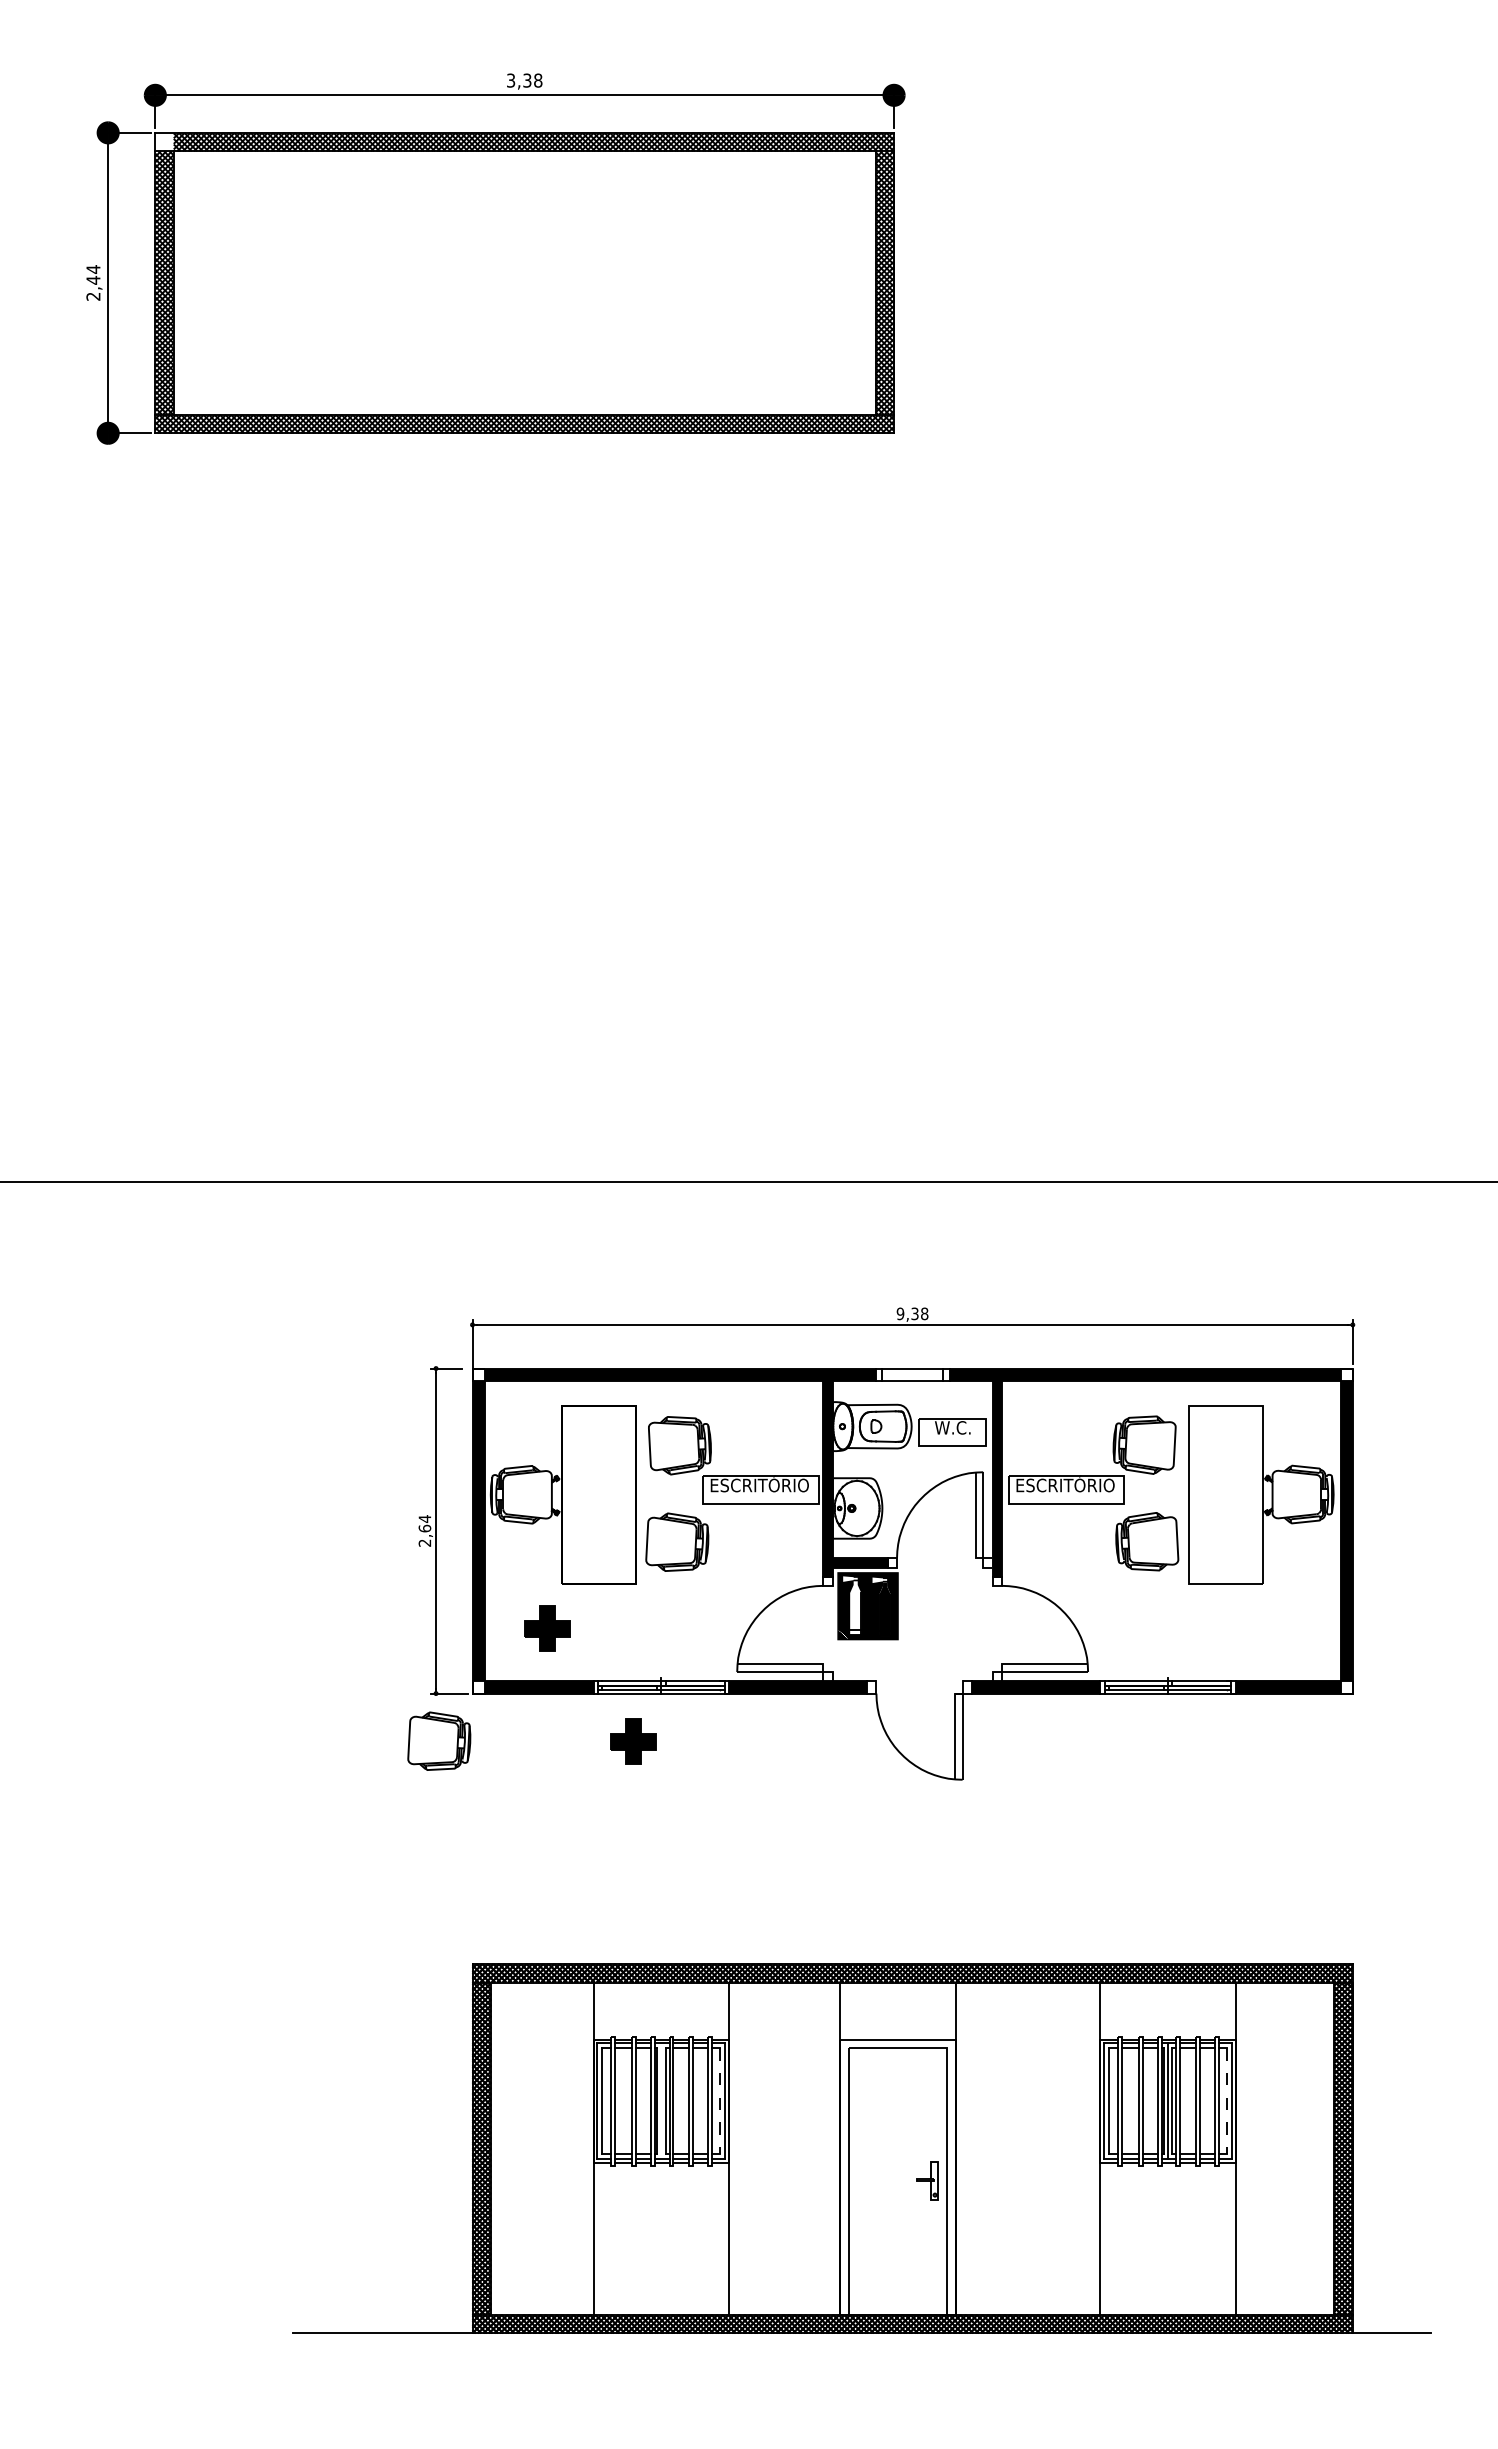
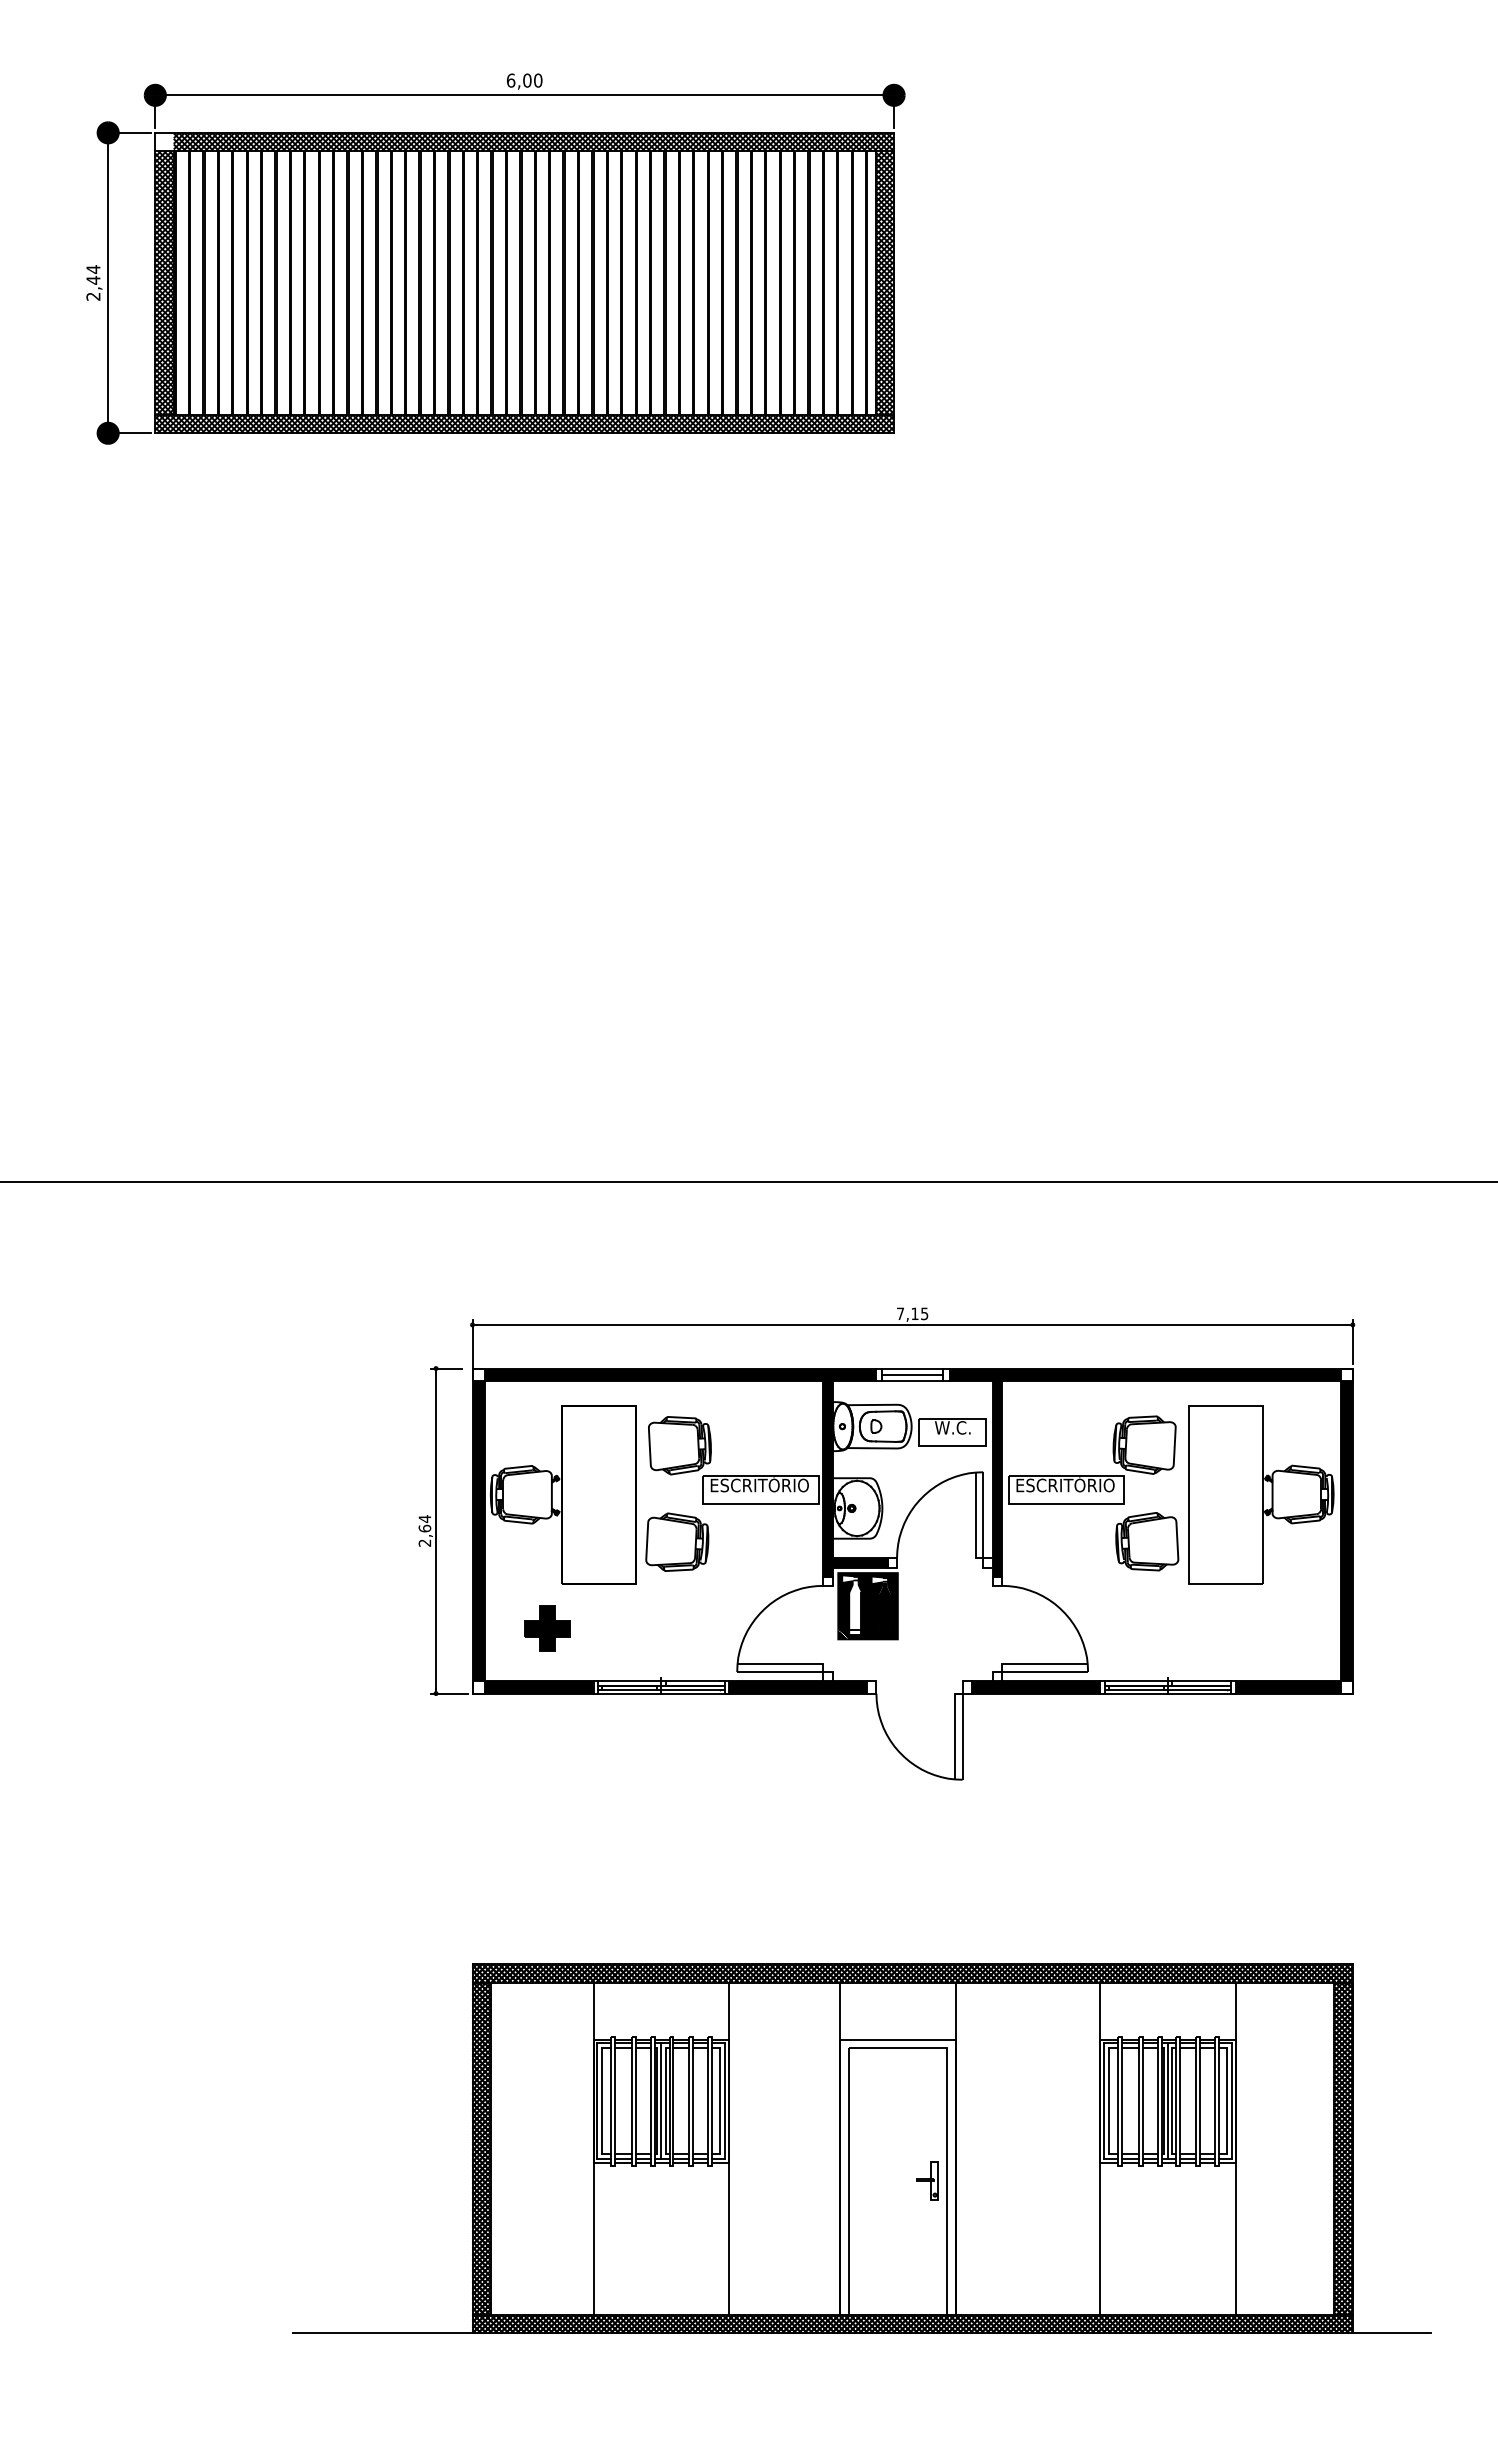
text: 3,38 -> 6,00 (524, 80)
hatch: none -> present (520, 282)
text: 9,38 -> 7,15 (912, 1313)
line: none -> present (912, 1374)
part: present -> none (439, 1740)
part: present -> none (633, 1741)
line: none -> present (661, 2101)
line: dashed -> solid (720, 2101)
line: dashed -> solid (1227, 2101)
